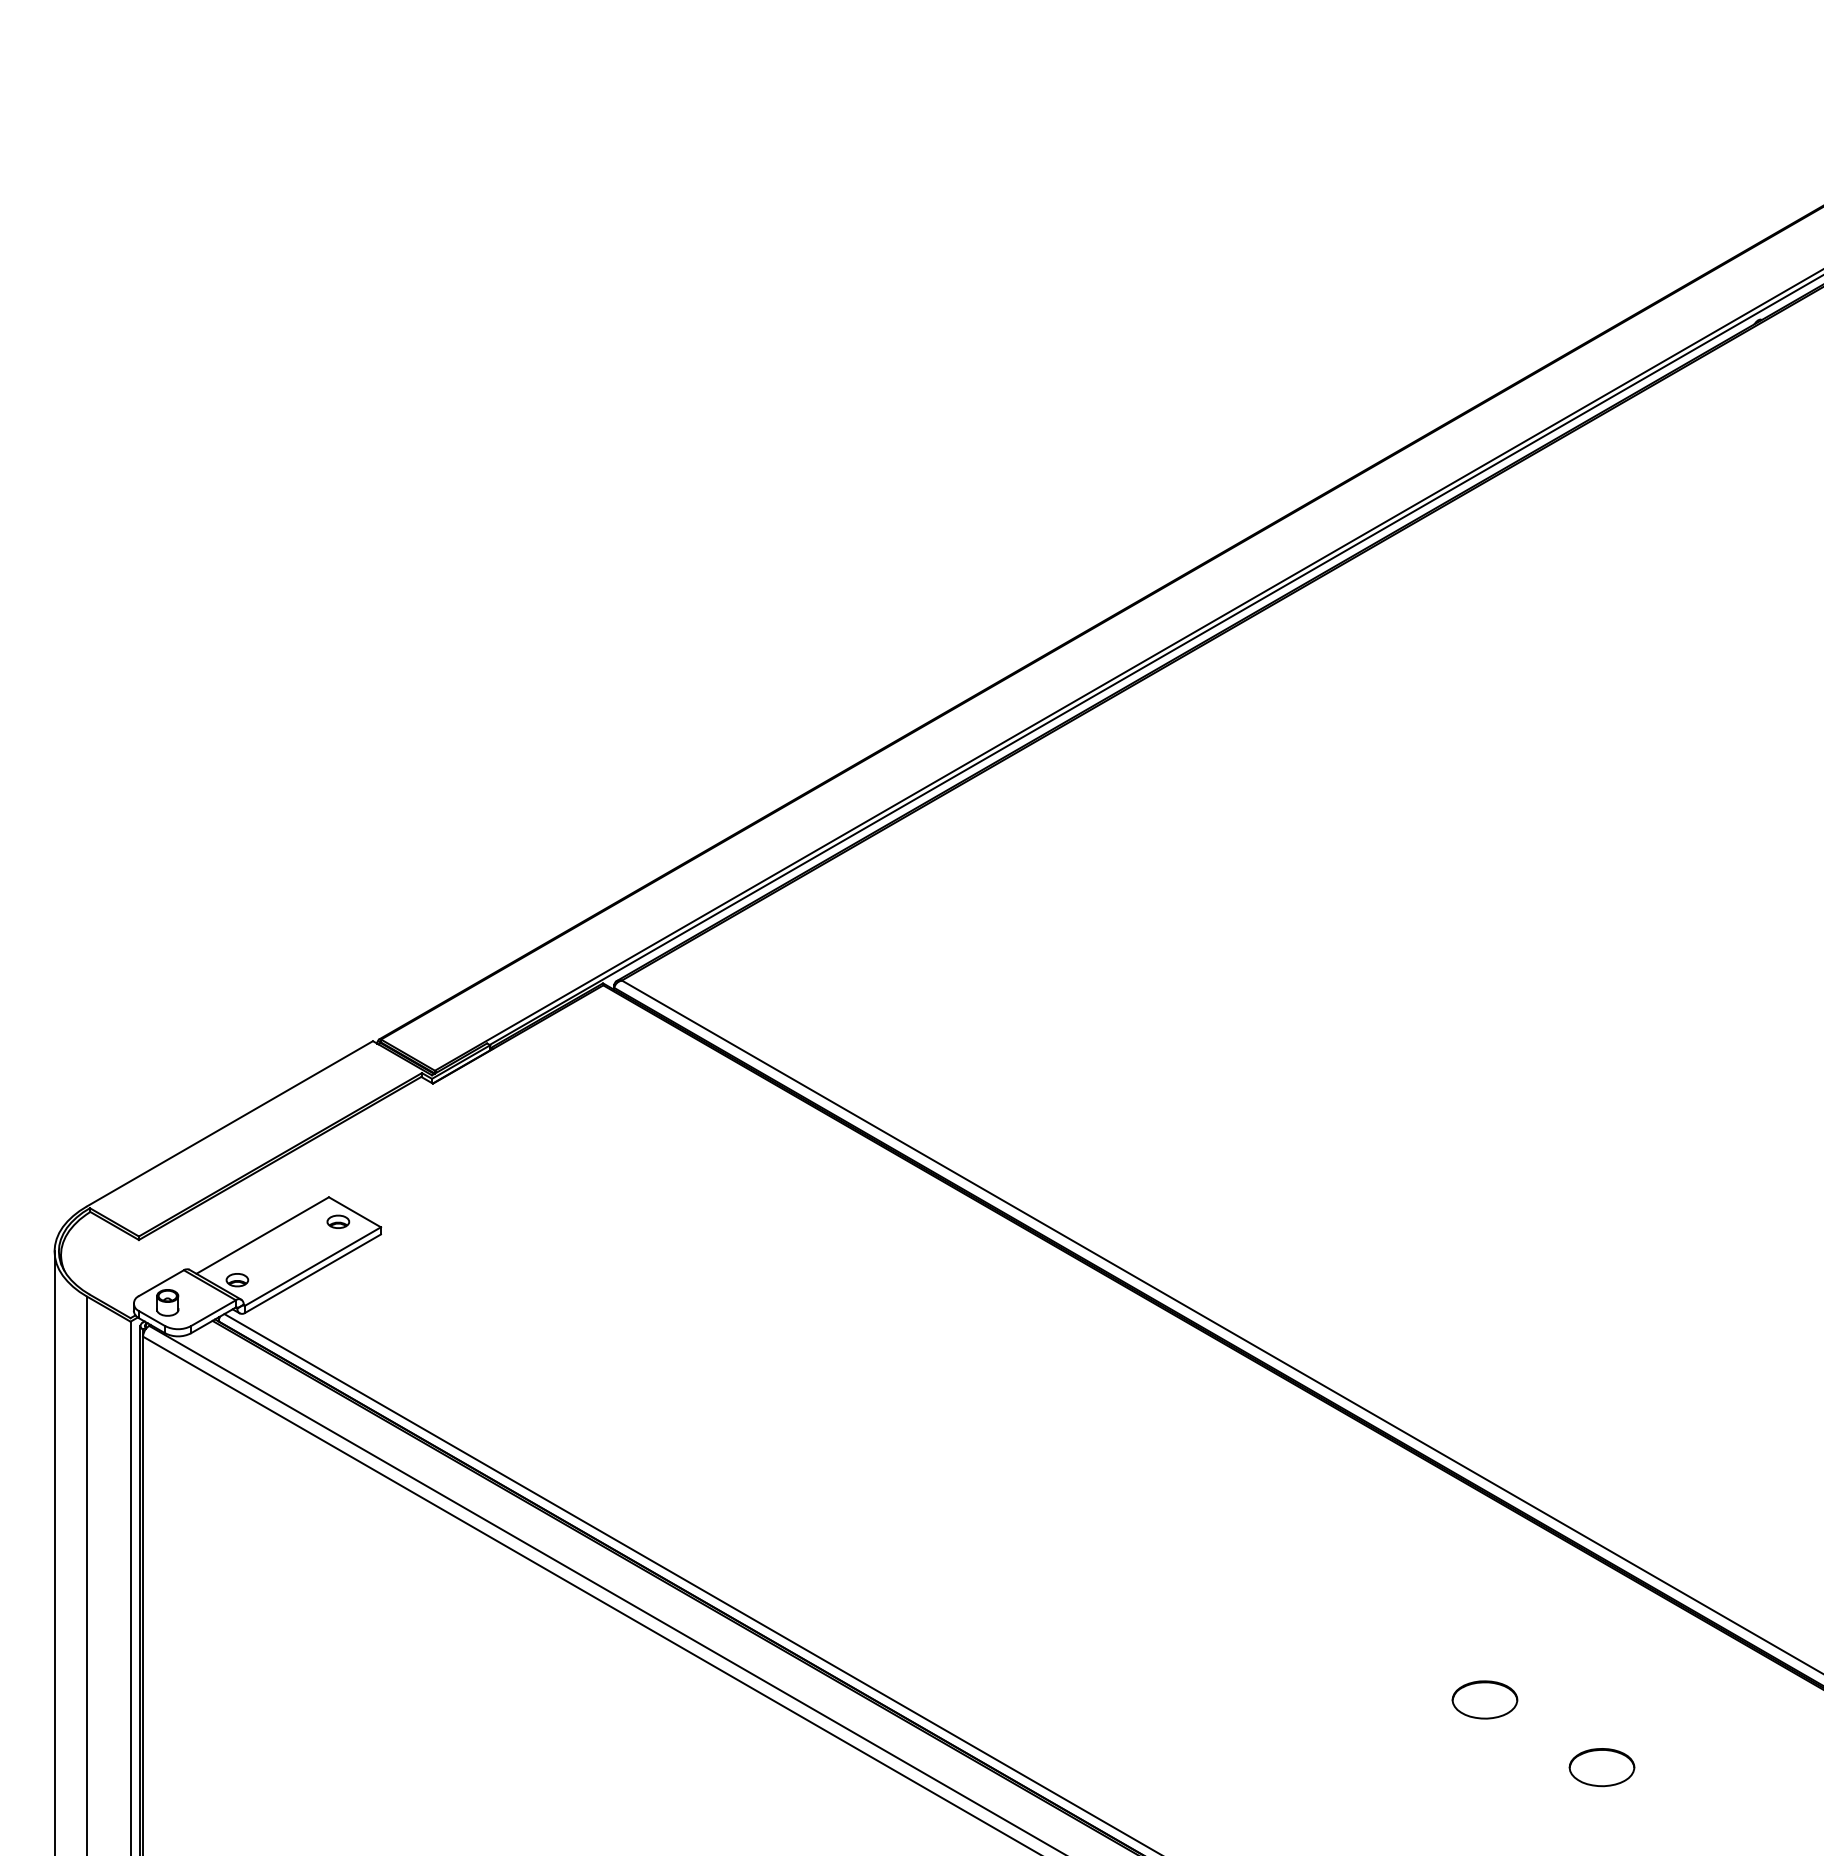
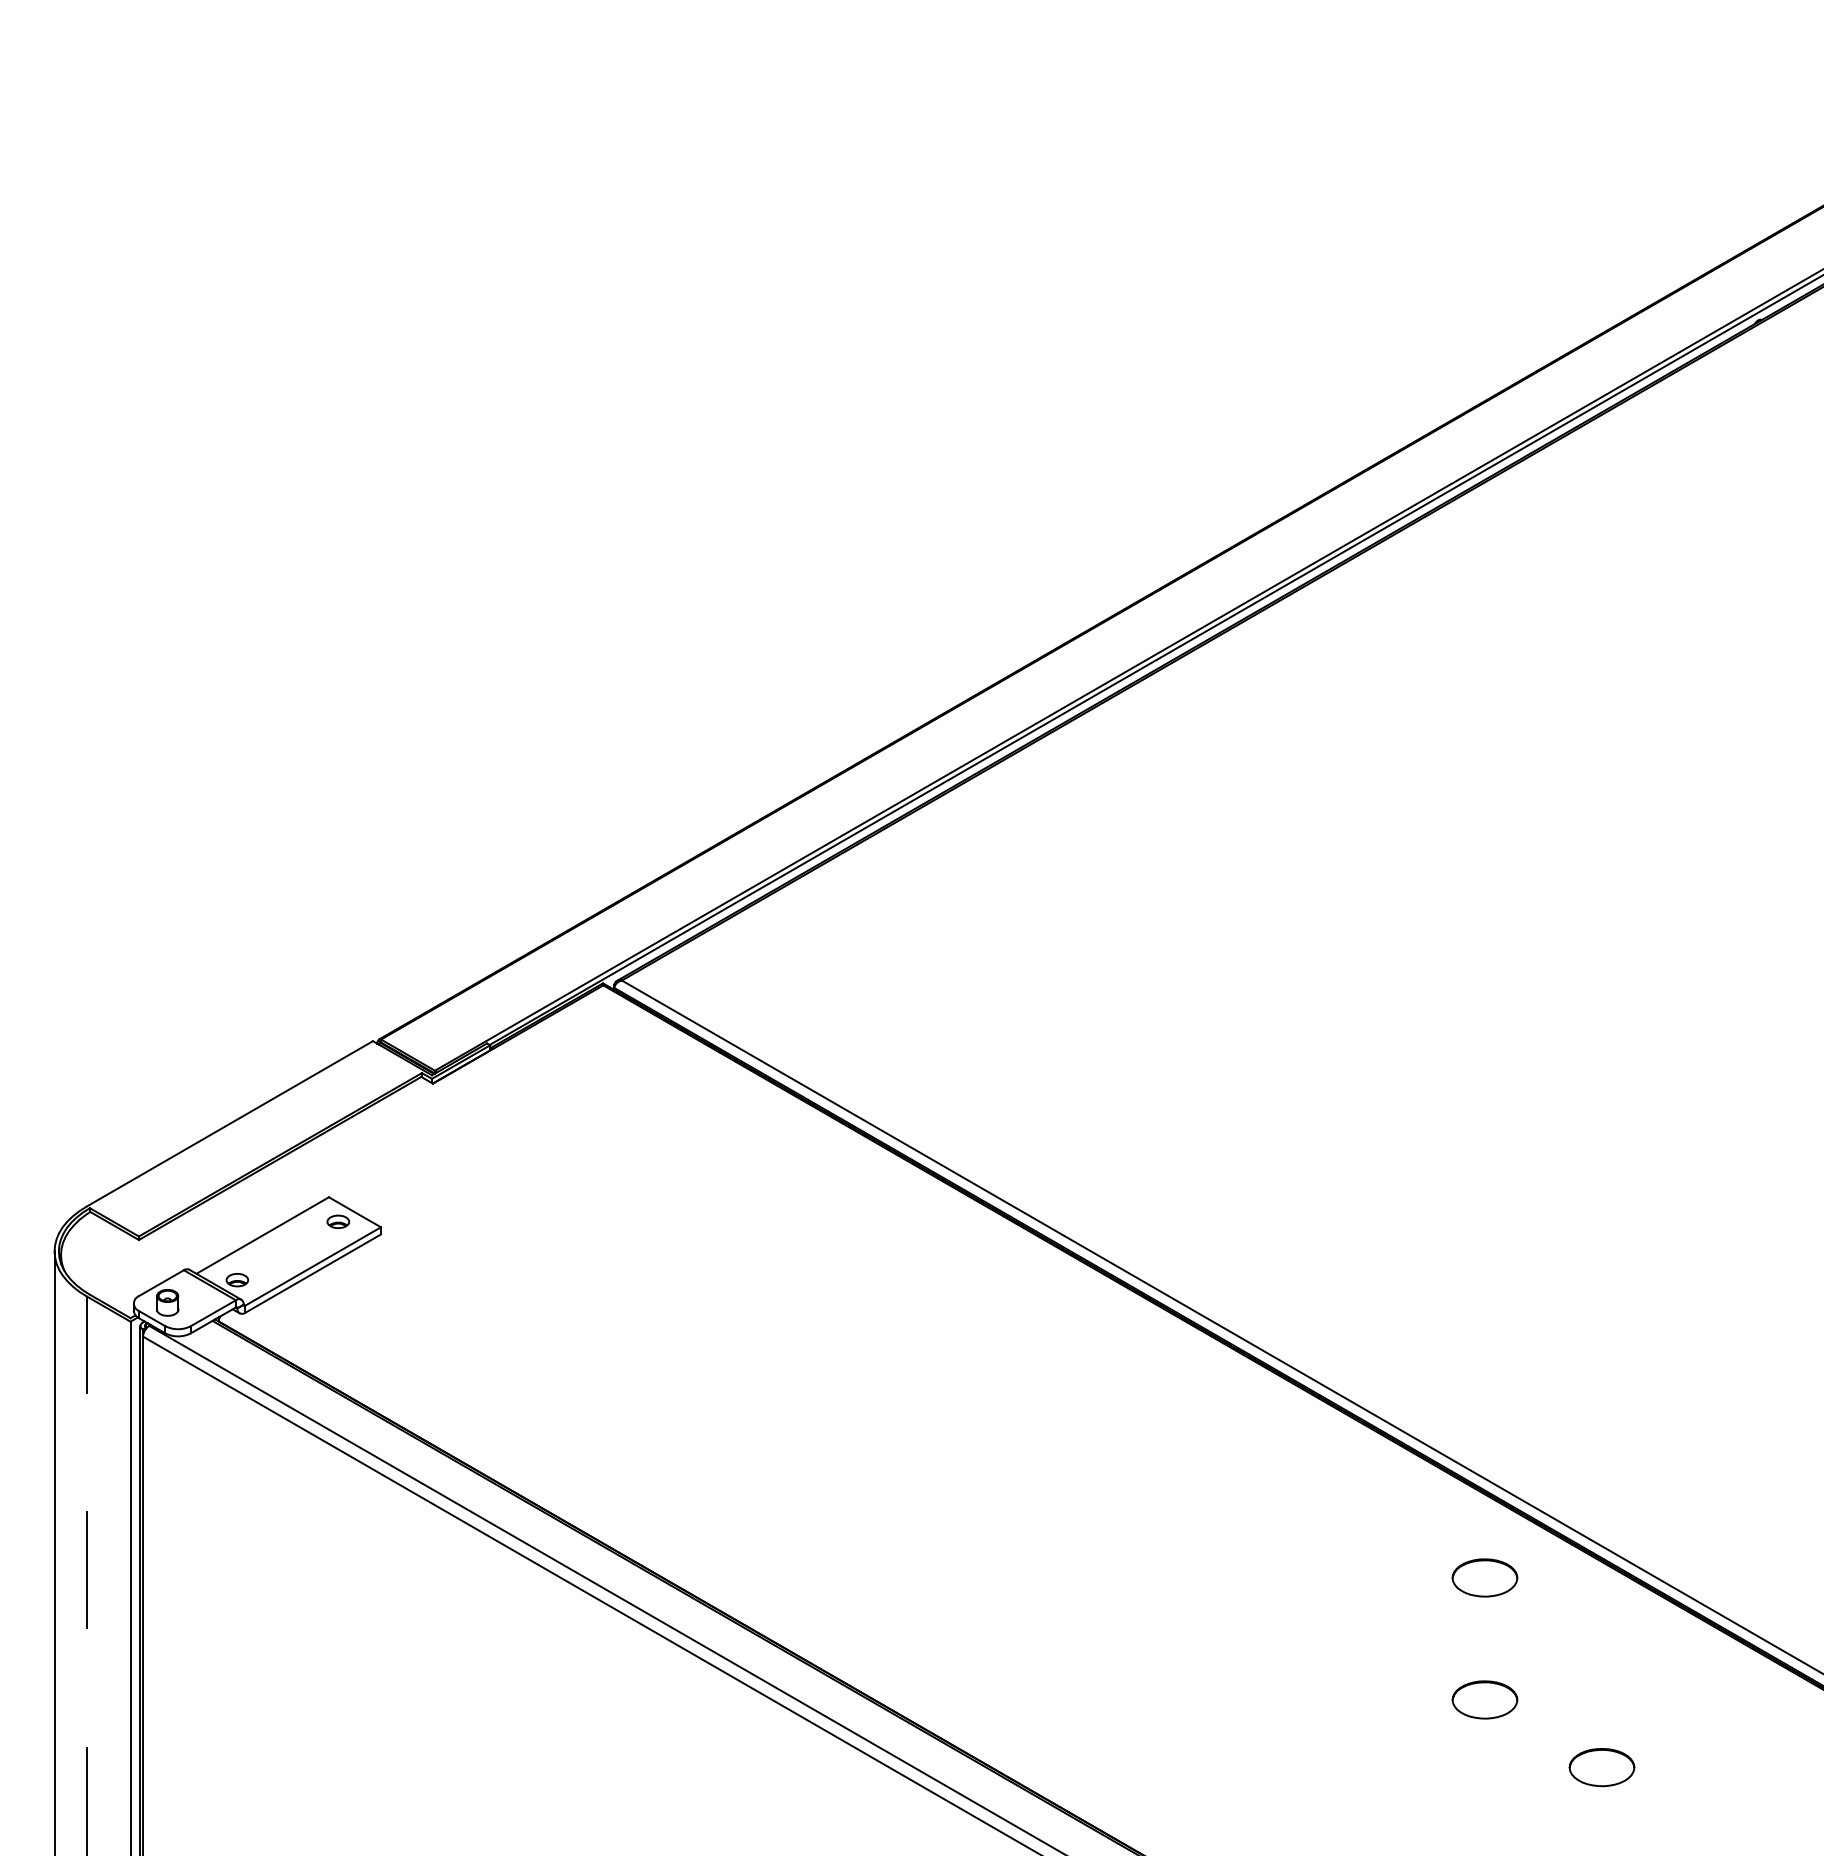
line: solid -> dashed (86, 1575)
part: none -> present (1484, 1577)
line: present -> none (690, 1583)
